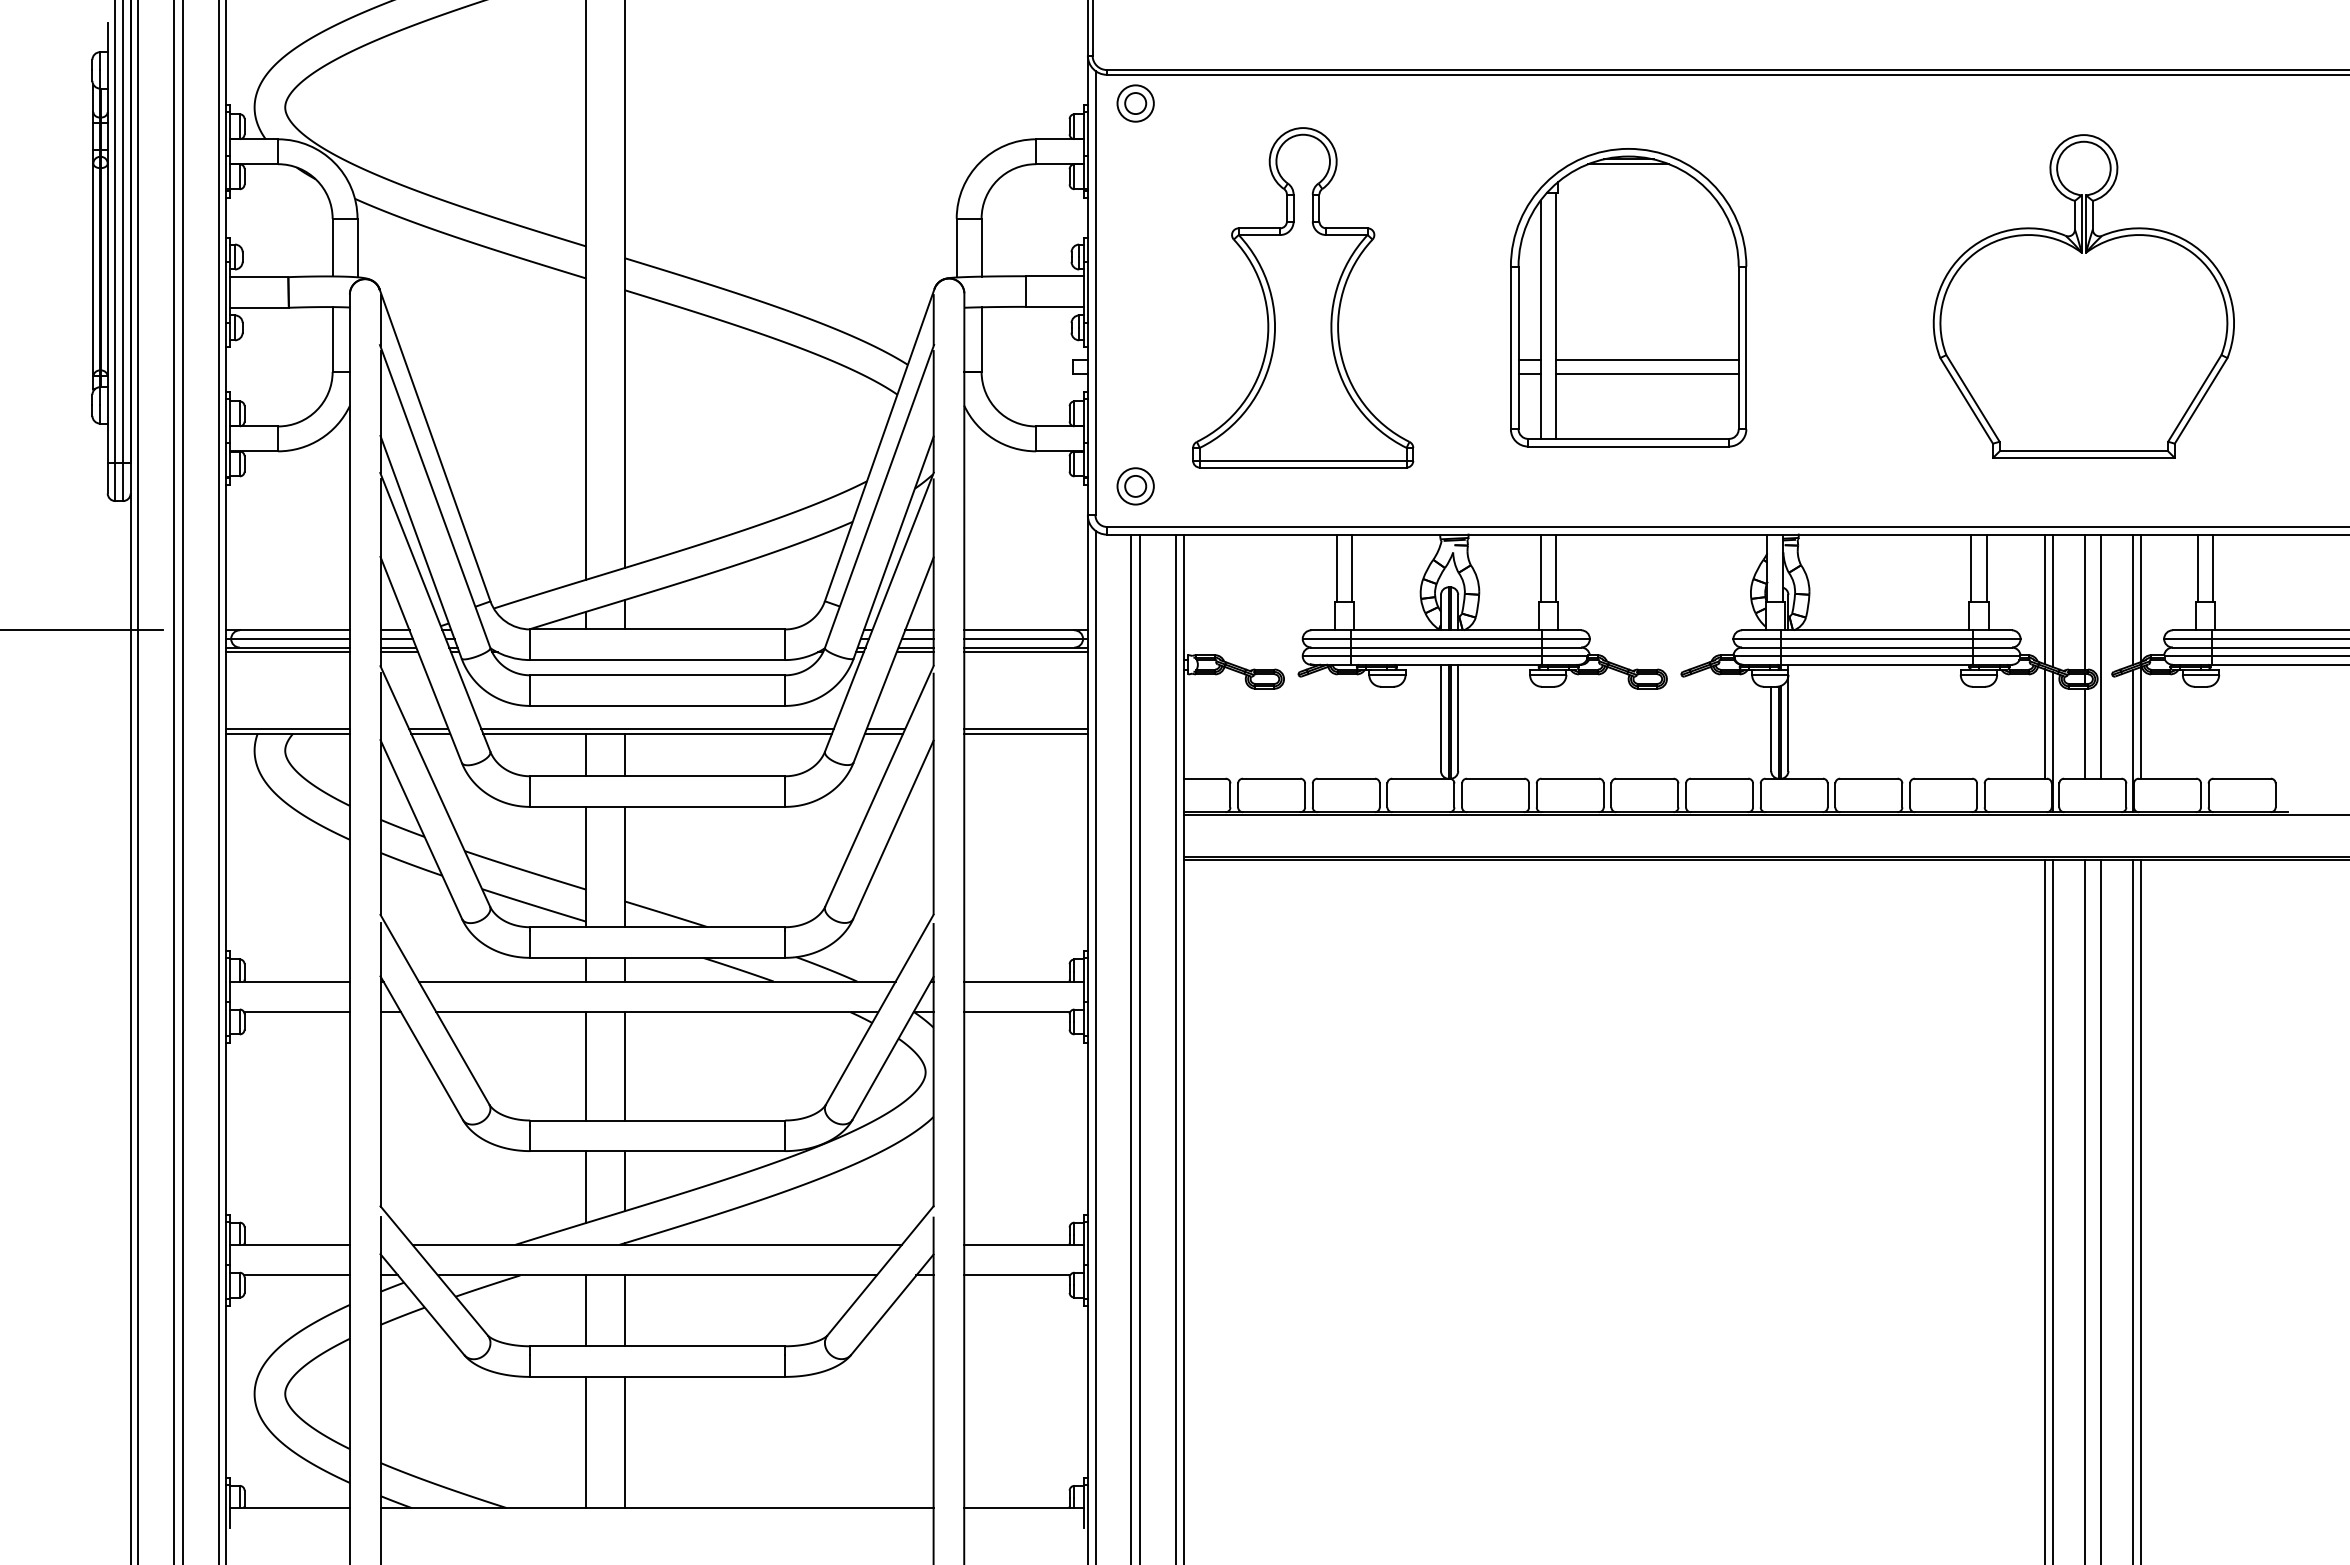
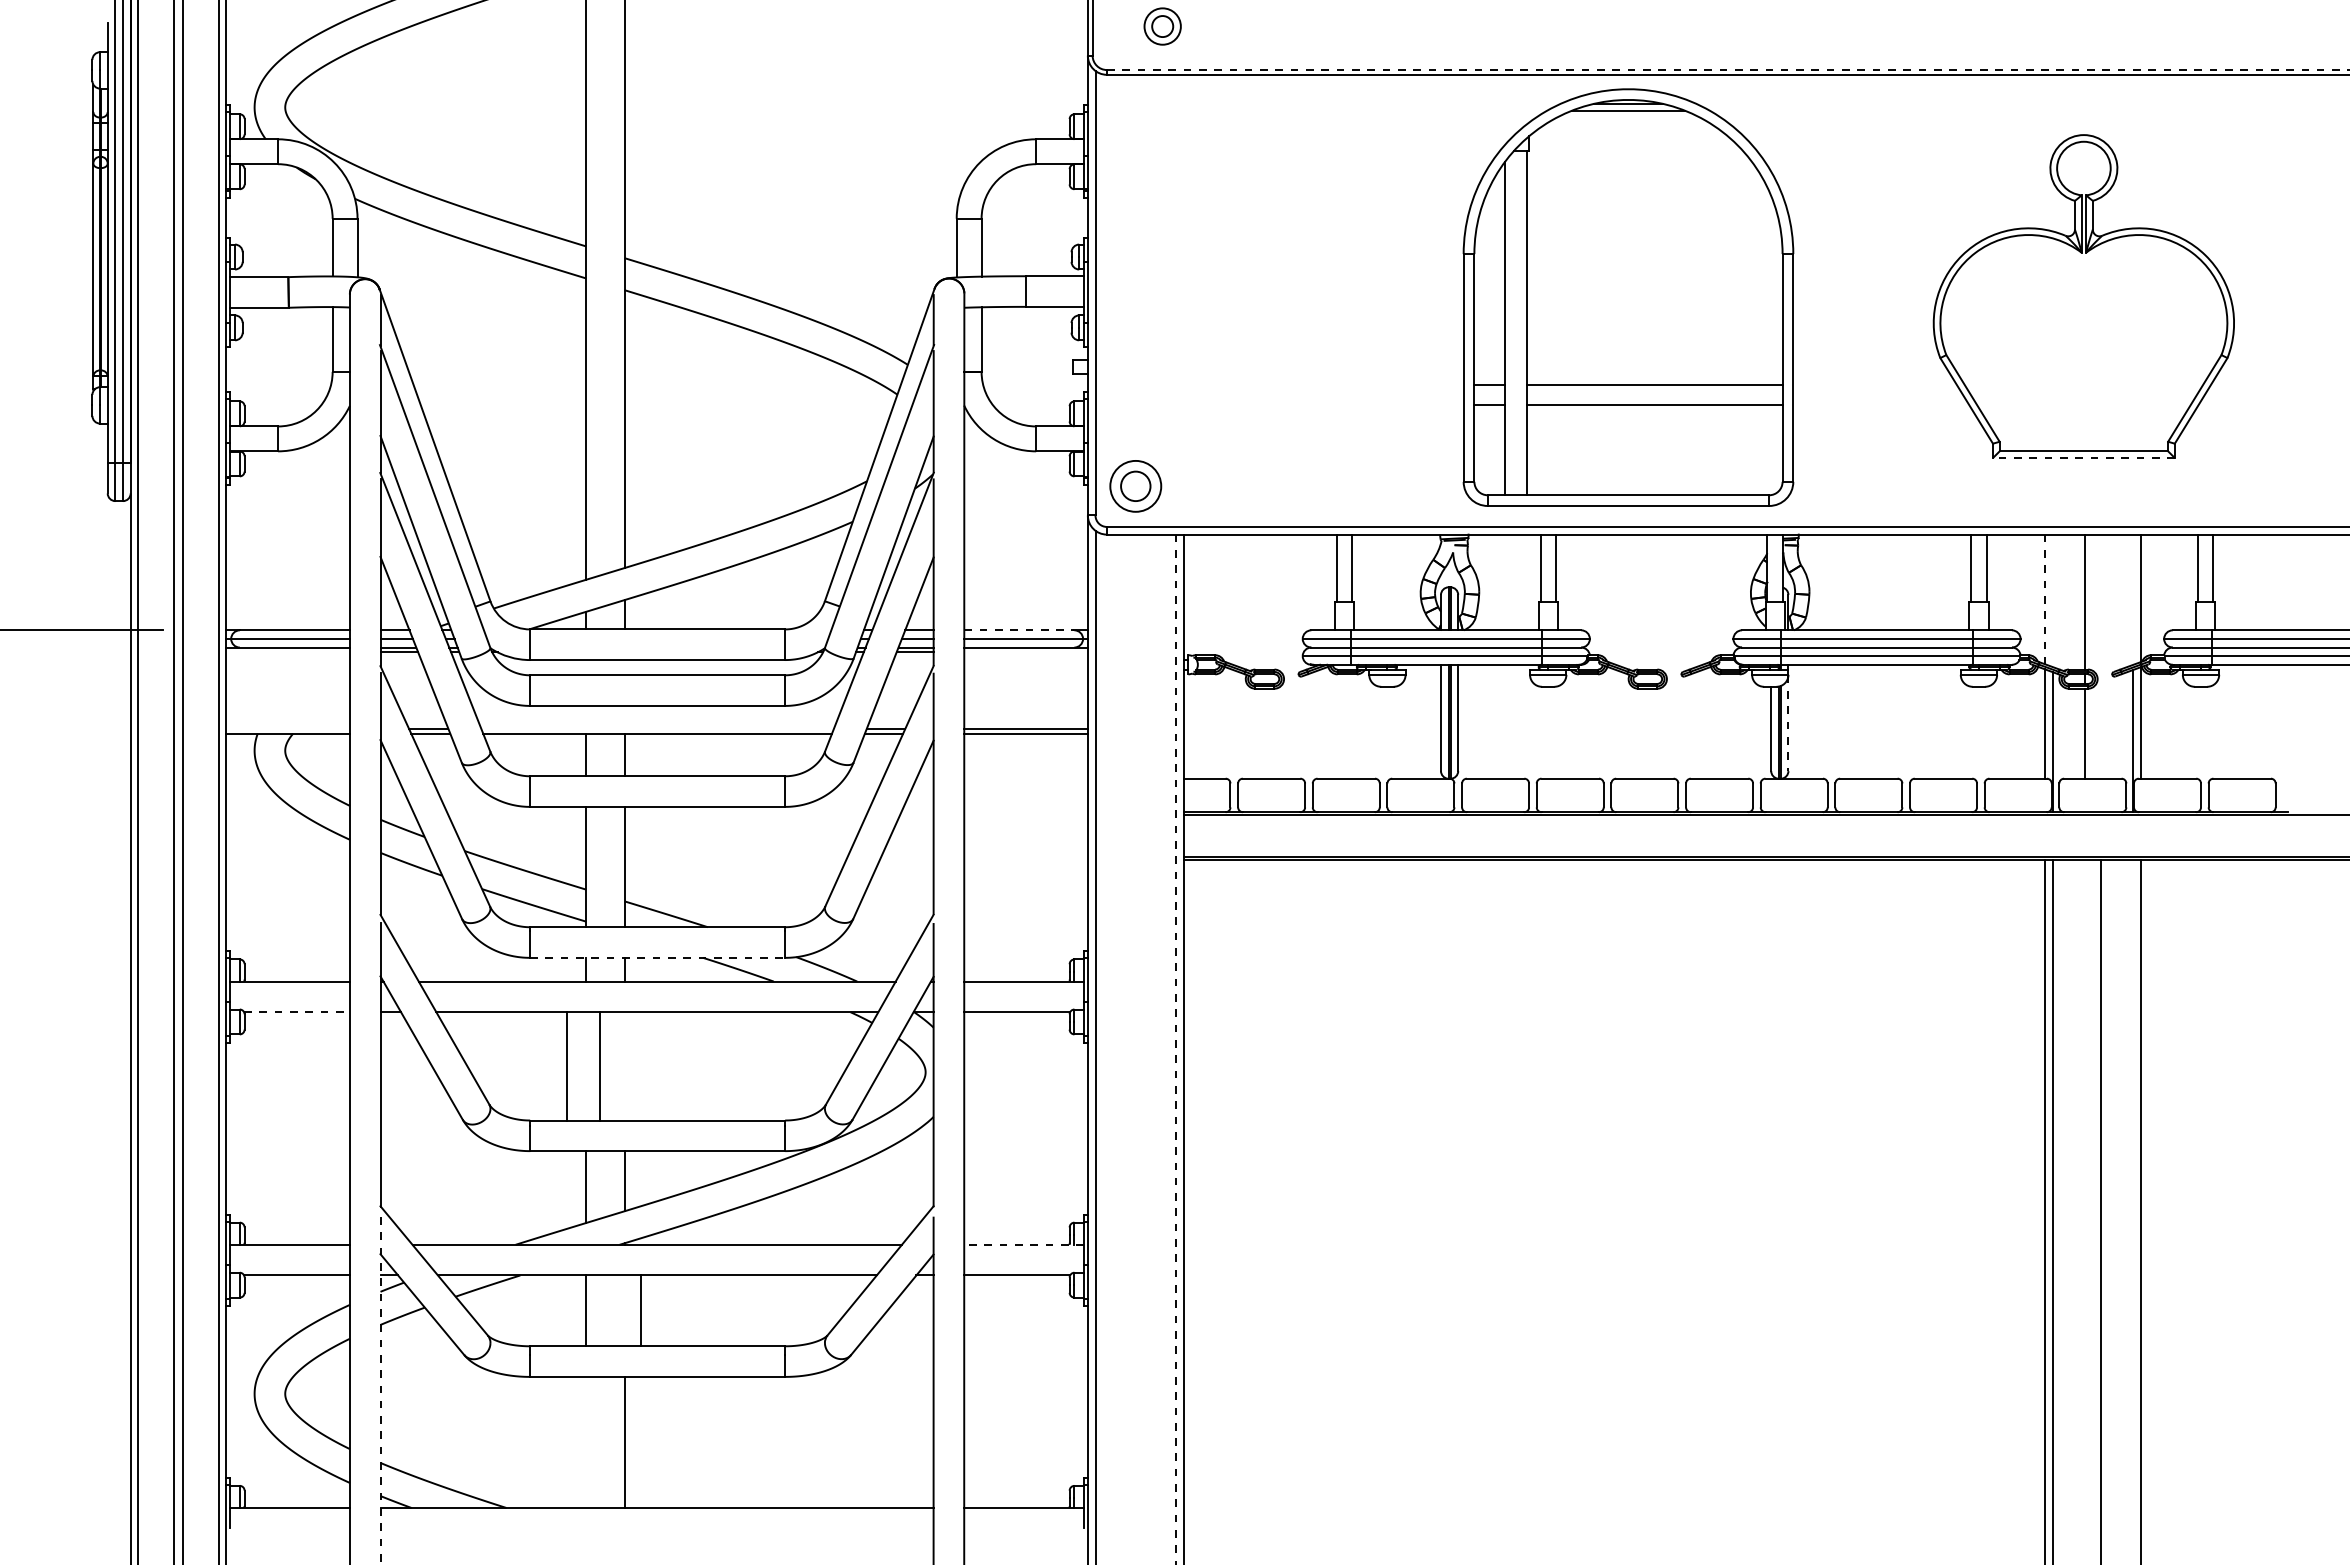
line: solid -> dashed (1728, 70)
part position: (1135, 103) -> (1162, 26) (1162, 26)
part: present -> none (1303, 297)
part size: 238x300 px -> 333x419 px (1628, 297)
line: solid -> dashed (2083, 458)
part size: 39x39 px -> 54x53 px (1135, 486)
line: solid -> dashed (2044, 599)
line: present -> none (2133, 599)
line: present -> none (2052, 600)
line: solid -> dashed (1019, 630)
line: present -> none (287, 652)
line: present -> none (1025, 652)
line: present -> none (2100, 656)
line: solid -> dashed (1788, 723)
line: present -> none (287, 728)
line: present -> none (657, 728)
line: solid -> dashed (657, 957)
line: solid -> dashed (297, 1012)
line: present -> none (1130, 1047)
line: present -> none (1140, 1047)
line: solid -> dashed (1175, 1049)
line position: (586, 1066) -> (567, 1066) (567, 1066)
line position: (624, 1066) -> (599, 1066) (599, 1066)
line: present -> none (2085, 1210)
line: present -> none (2133, 1210)
line: solid -> dashed (1024, 1244)
line position: (624, 1310) -> (640, 1310) (640, 1310)
line: solid -> dashed (380, 1390)
line: present -> none (586, 1442)
